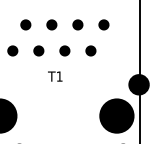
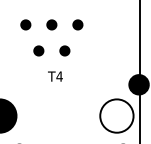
part: present -> none (103, 24)
part: present -> none (12, 50)
part: present -> none (90, 50)
text: T1 -> T4 (59, 76)
fill: present -> none (116, 115)
